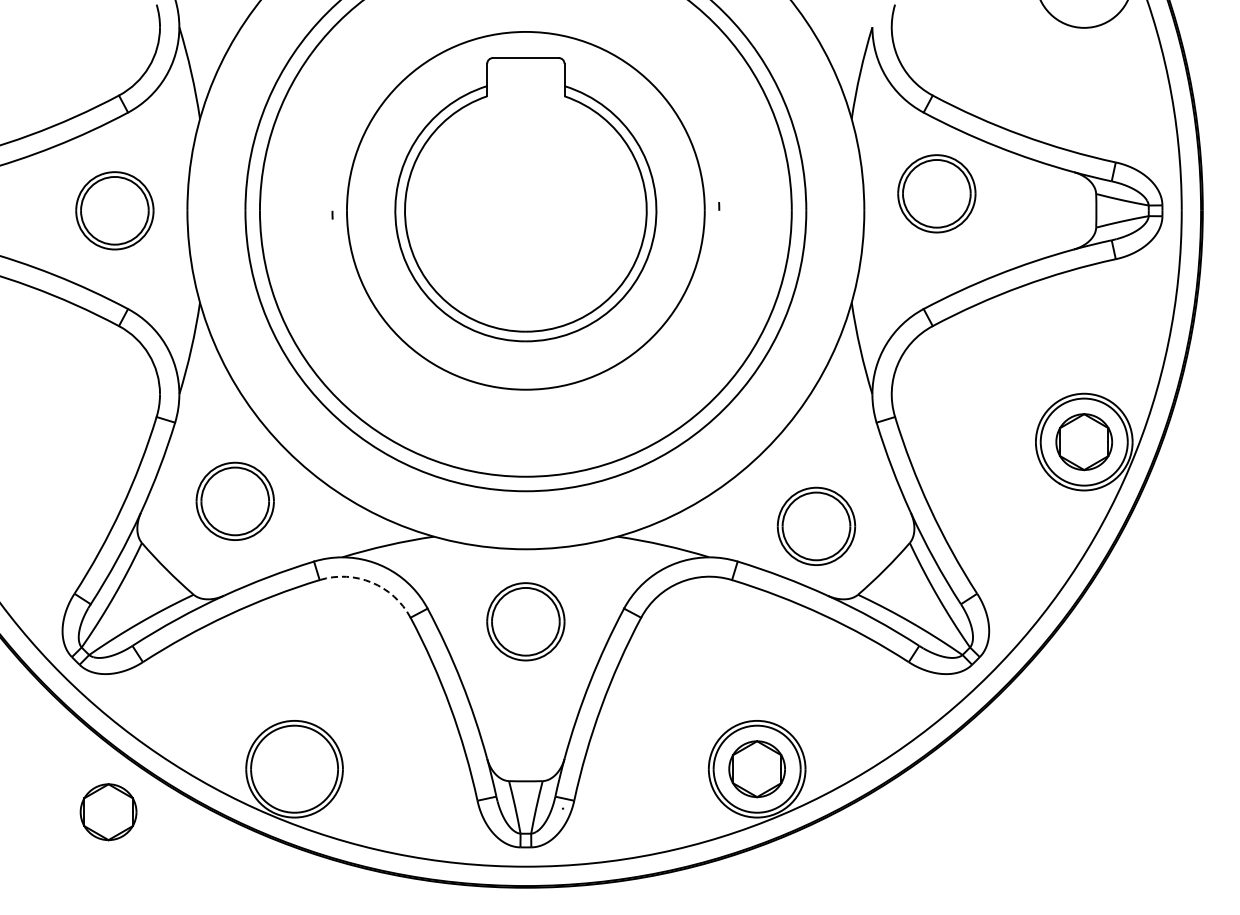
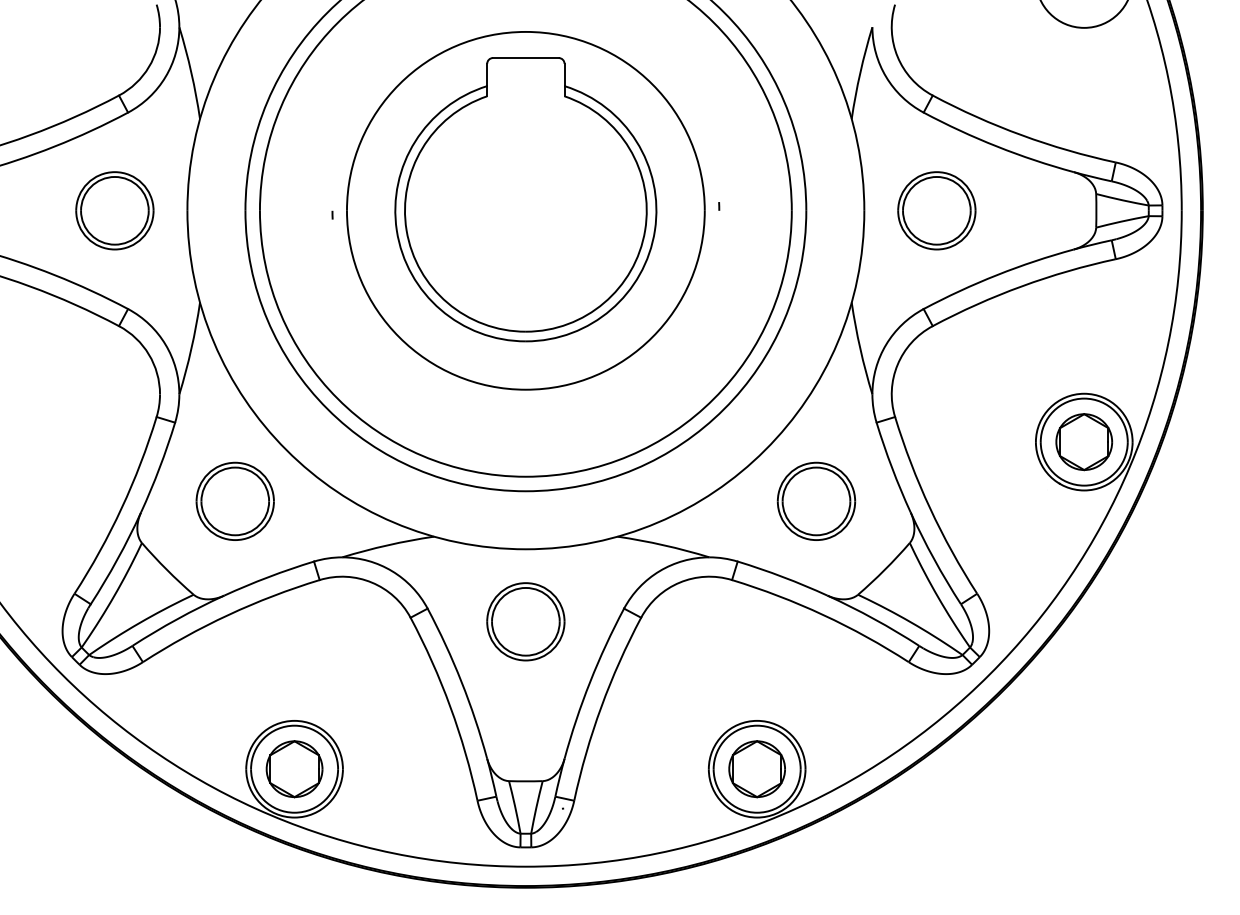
part position: (936, 193) -> (936, 210) (936, 210)
part position: (816, 525) -> (816, 500) (816, 500)
arc: dashed -> solid (371, 582)
part position: (108, 812) -> (294, 769) (294, 769)
